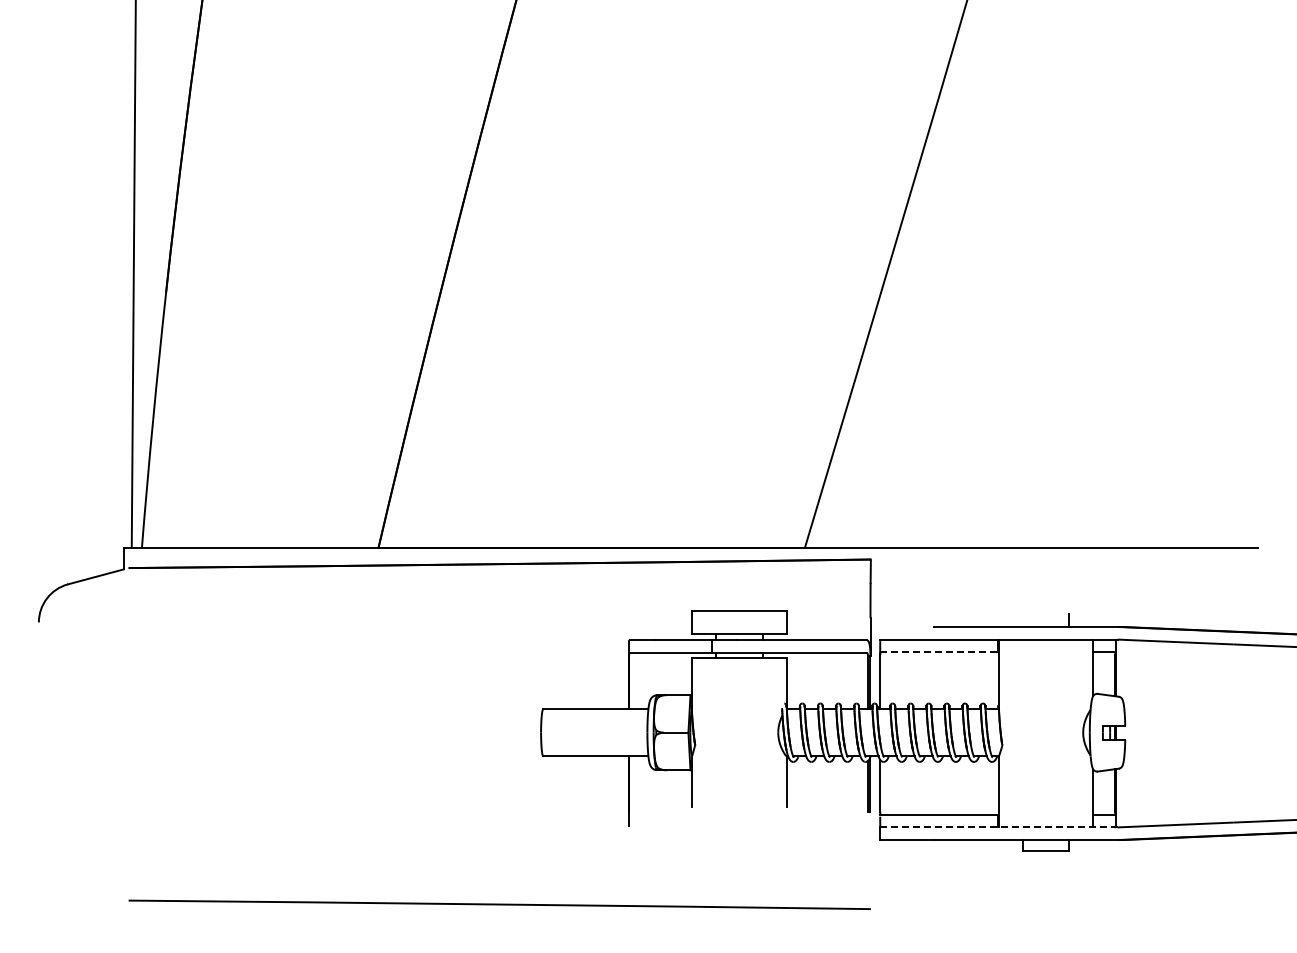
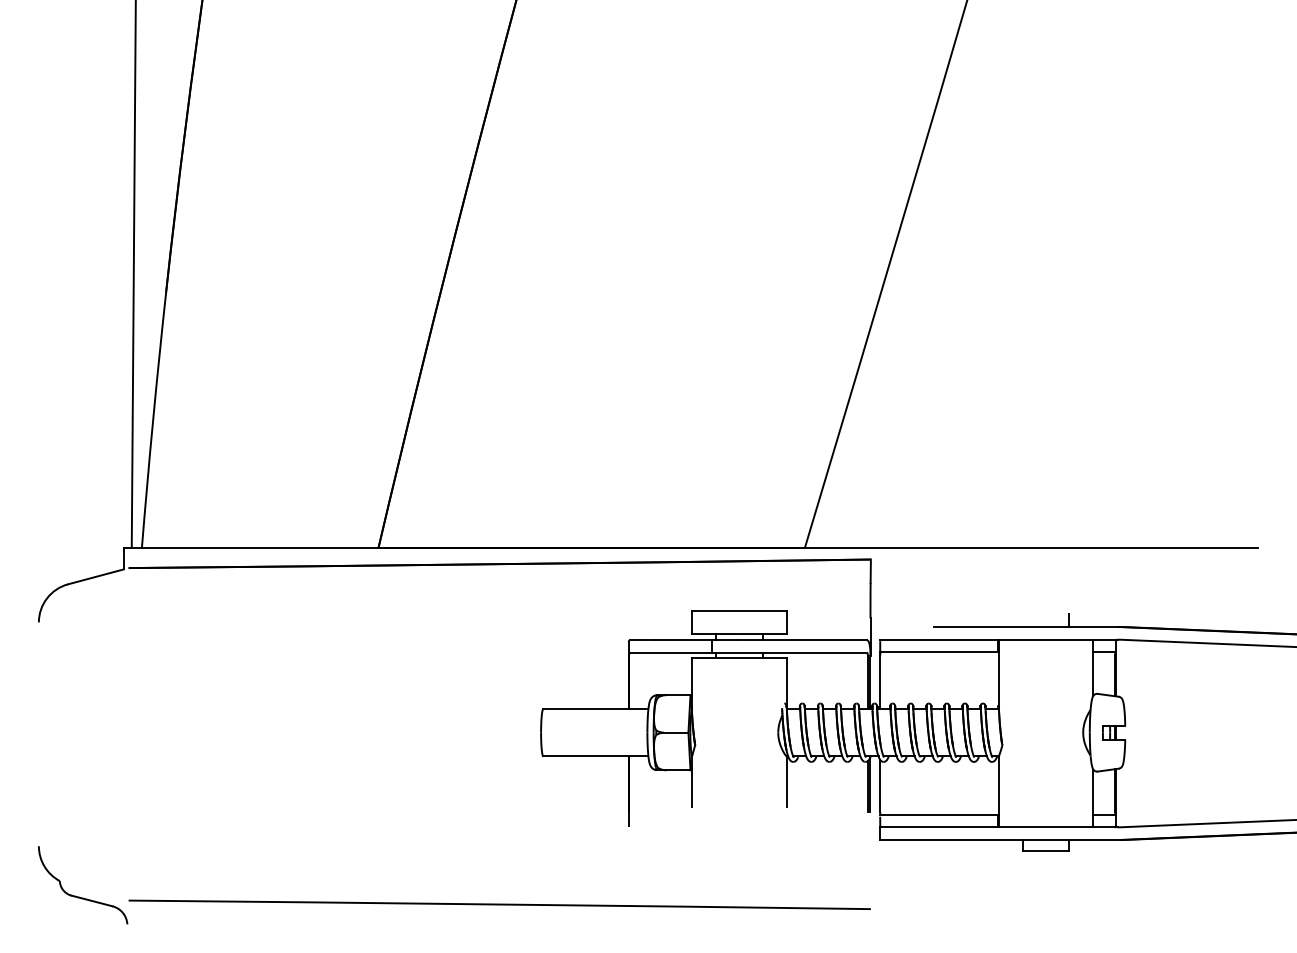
line: dashed -> solid (940, 652)
line: dashed -> solid (998, 827)
part: none -> present (79, 896)
